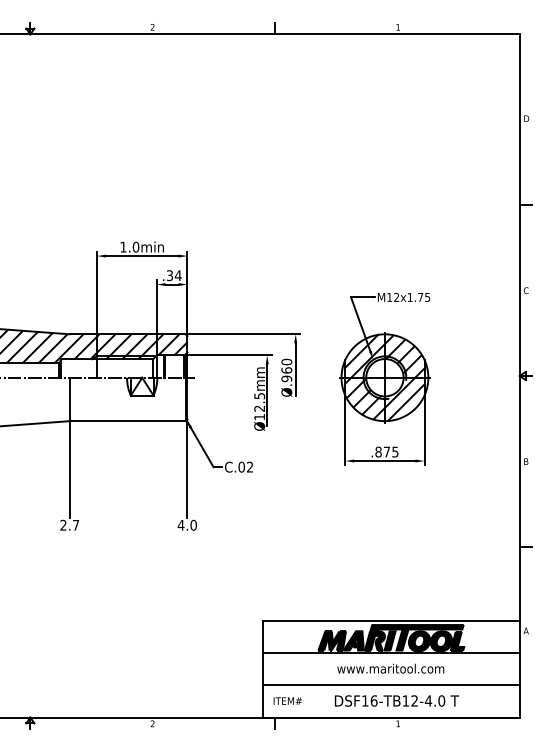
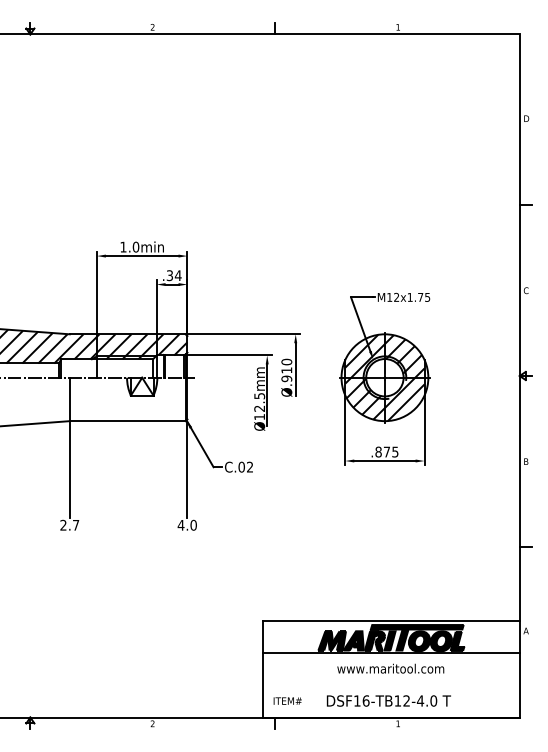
text: Ø.960 -> Ø.910 (286, 370)
line: present -> none (391, 685)
text position: (396, 700) -> (388, 700) (388, 700)
